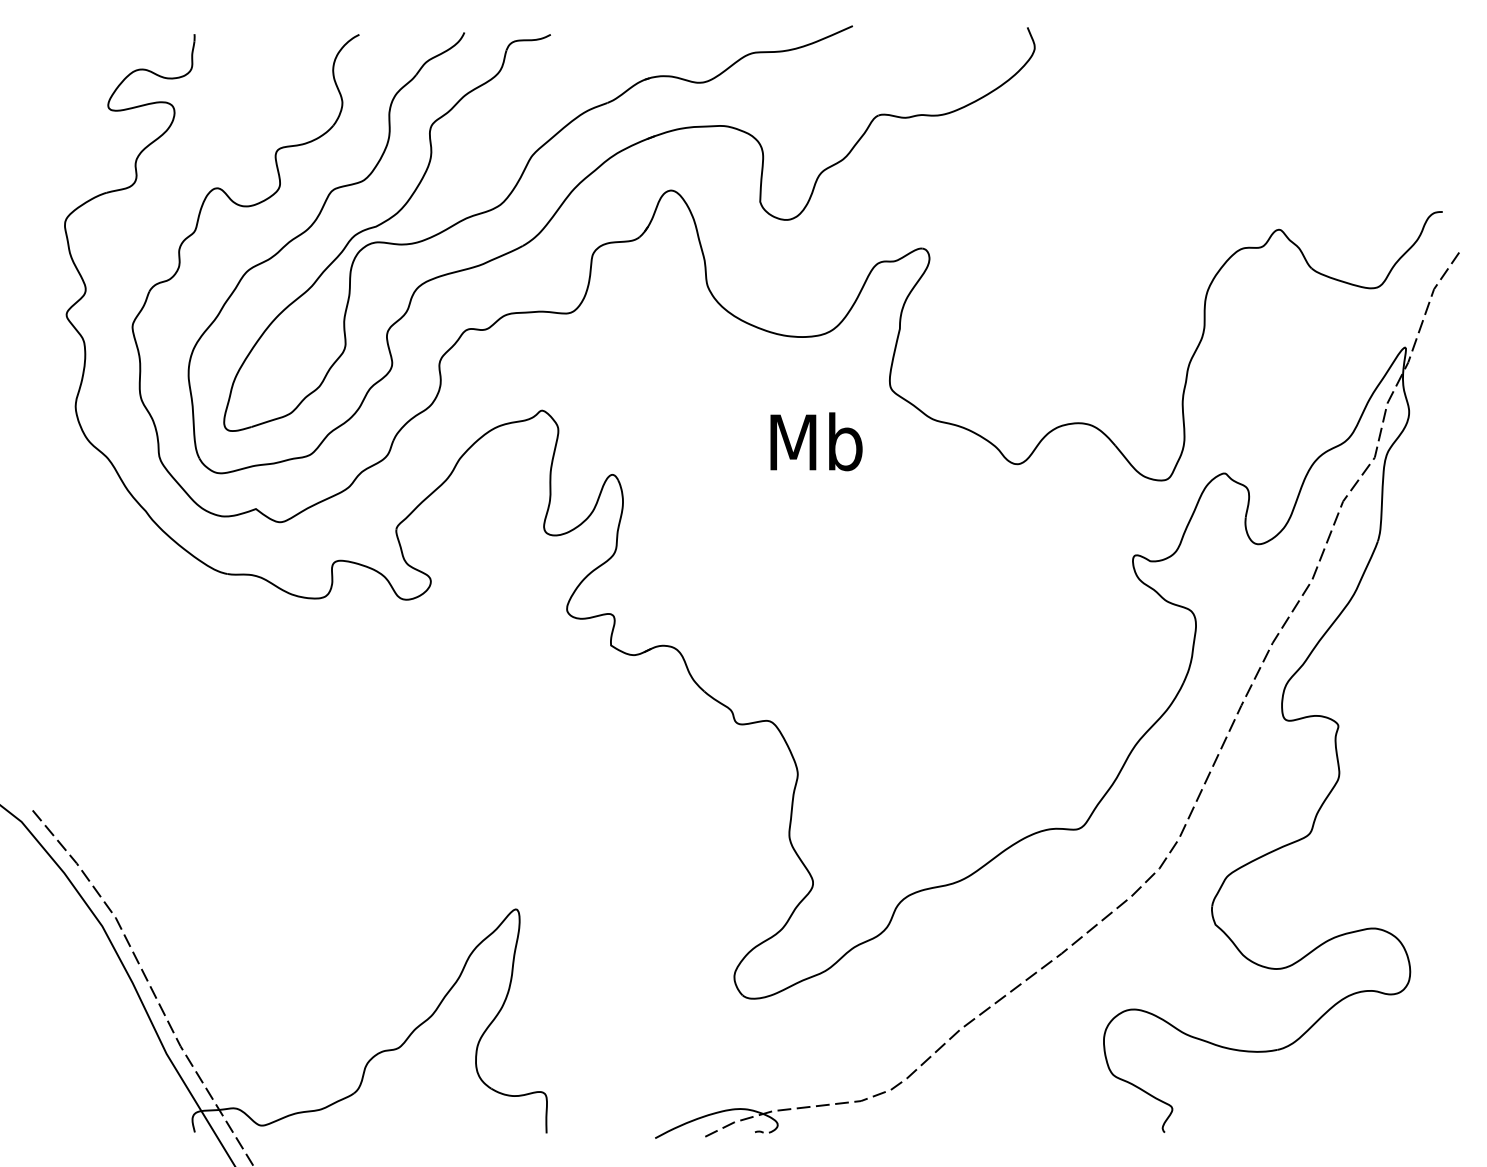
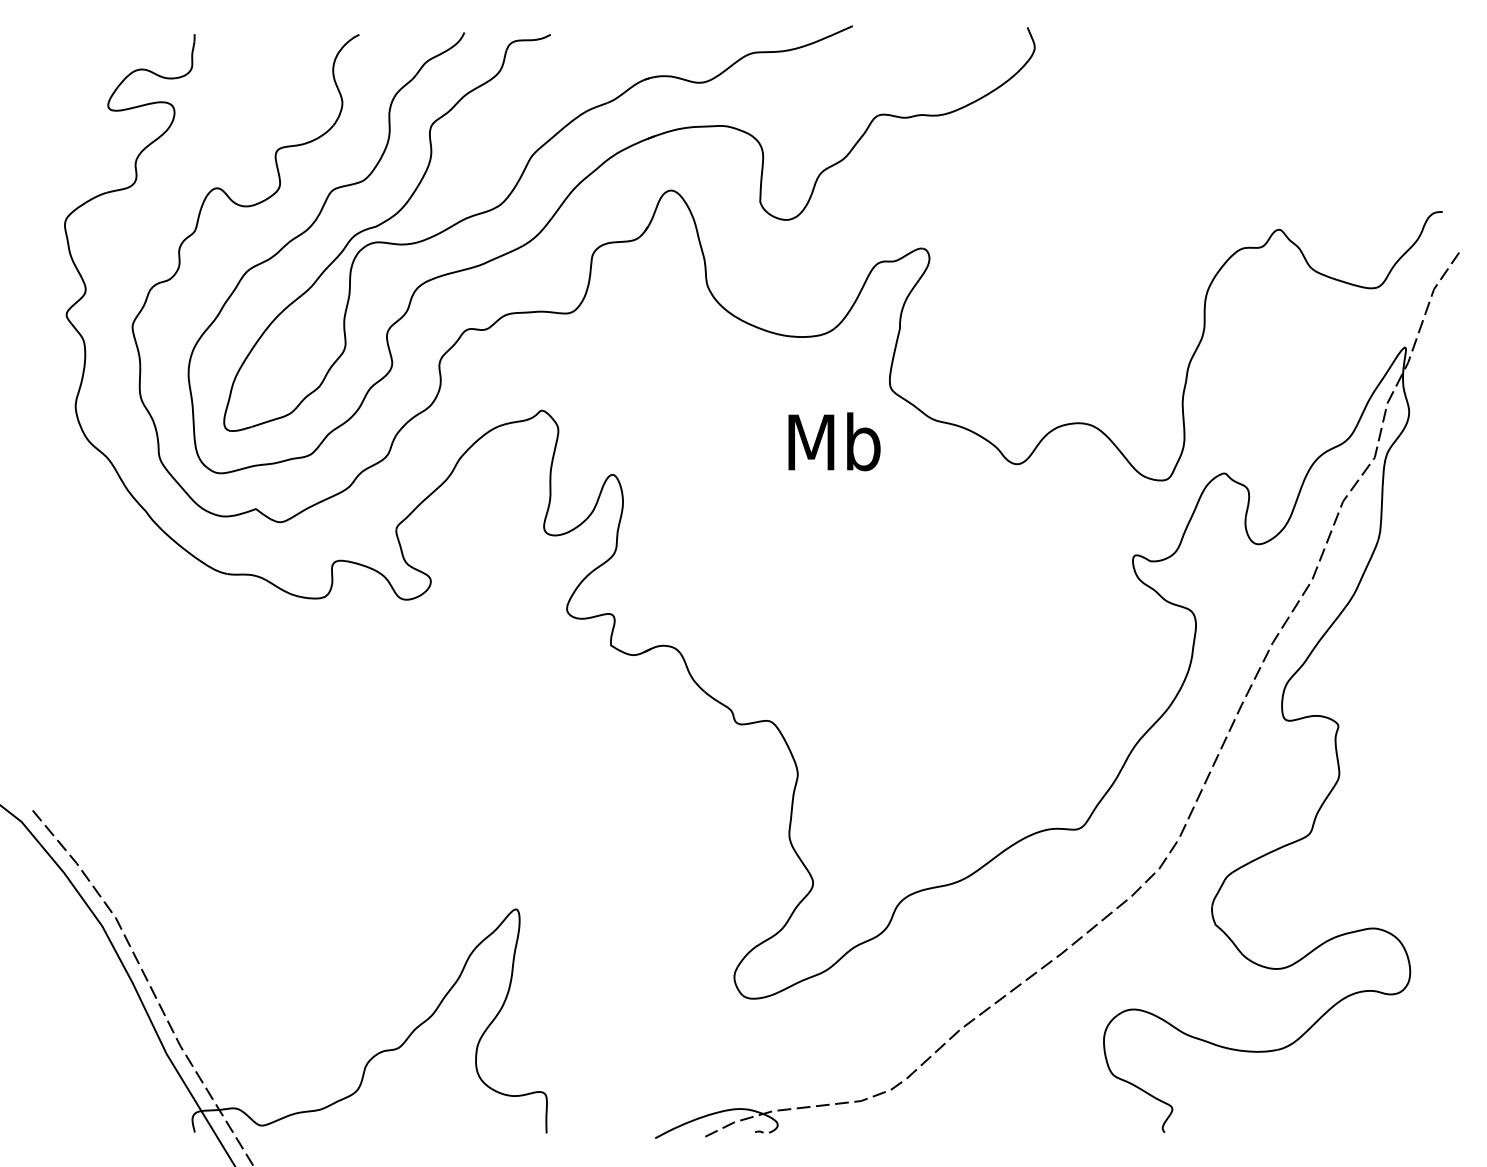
text position: (816, 441) -> (834, 441) (834, 441)
